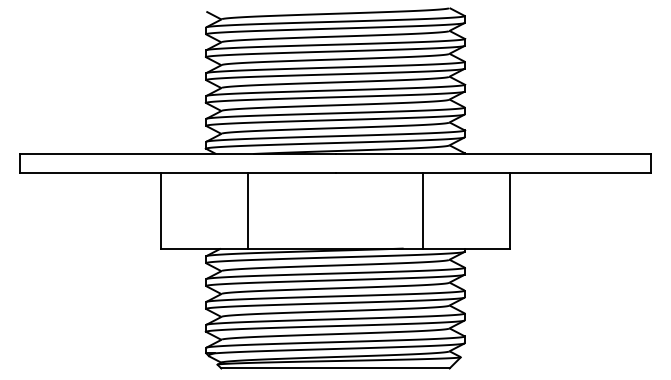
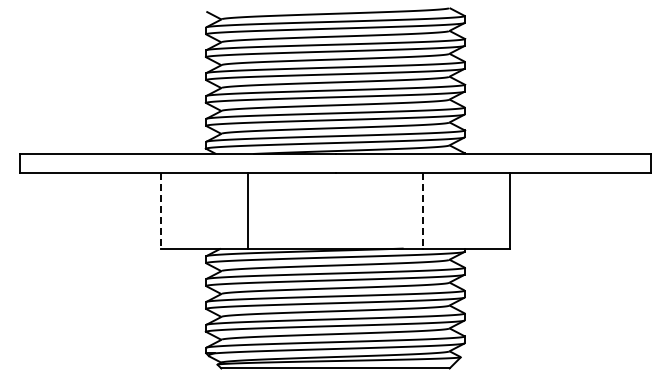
line: solid -> dashed (160, 210)
line: solid -> dashed (422, 210)
